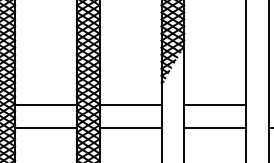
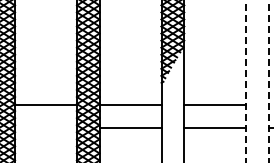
line: solid -> dashed (246, 81)
line: solid -> dashed (268, 81)
line: present -> none (45, 128)
